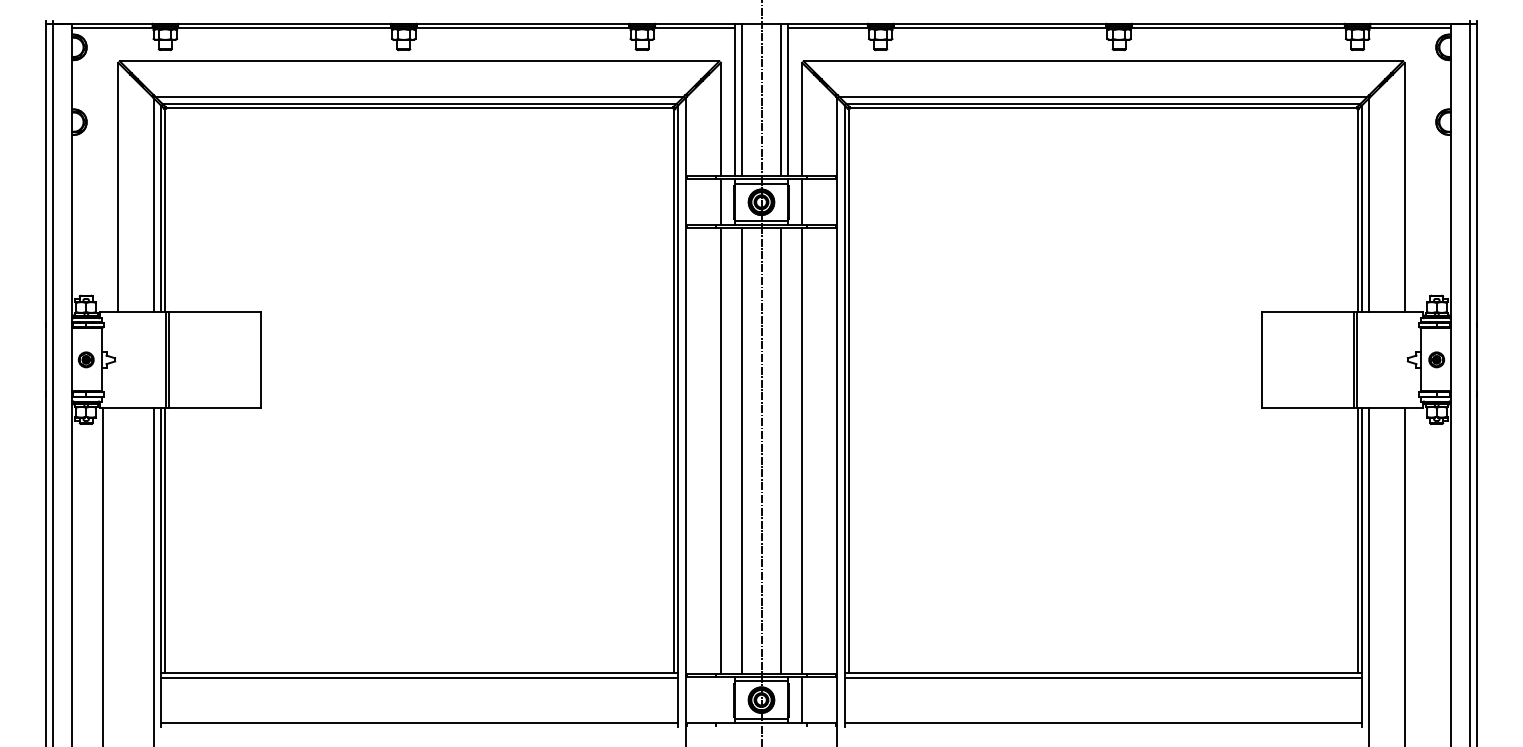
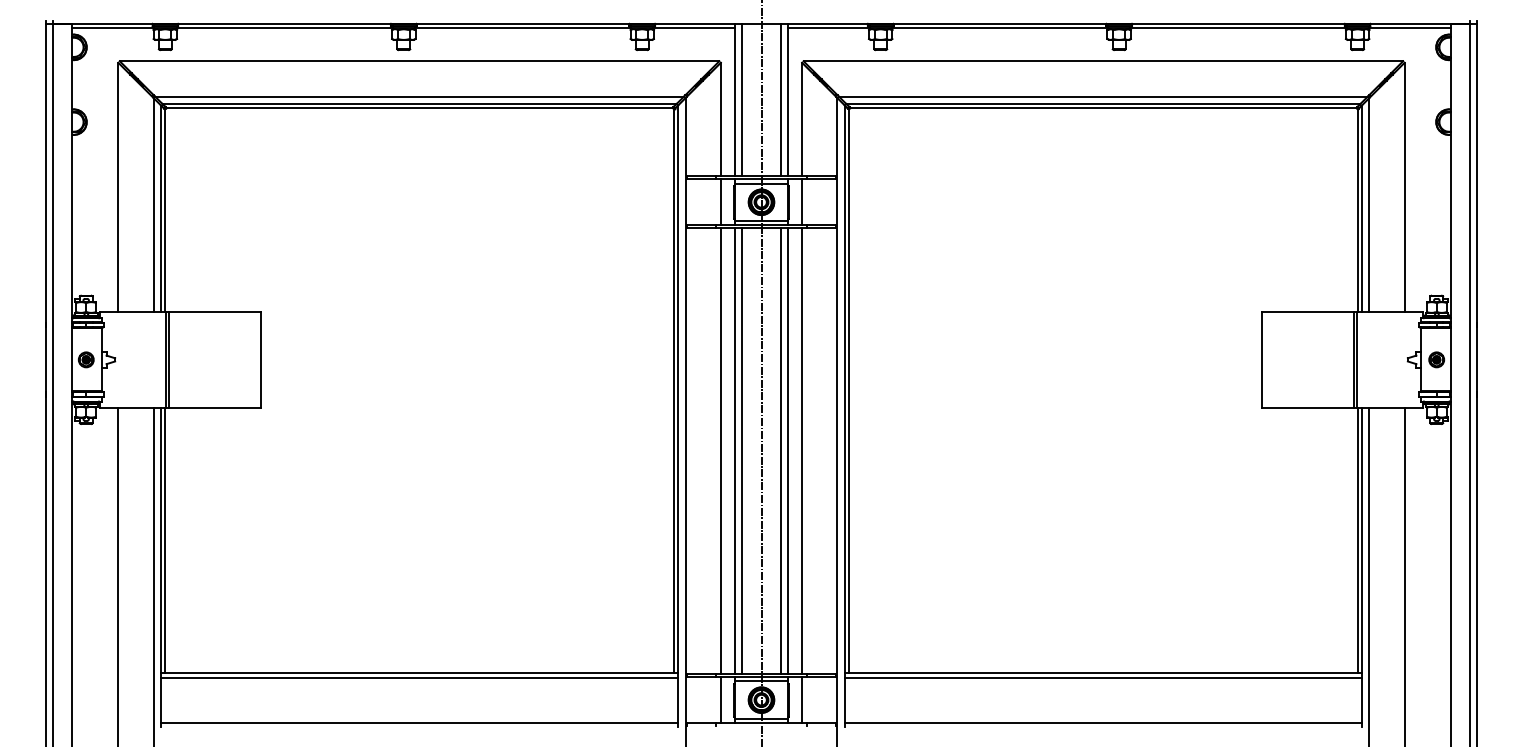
line: none -> present (734, 450)
line: none -> present (788, 450)
line position: (103, 575) -> (118, 575) (118, 575)
line: none -> present (720, 700)
